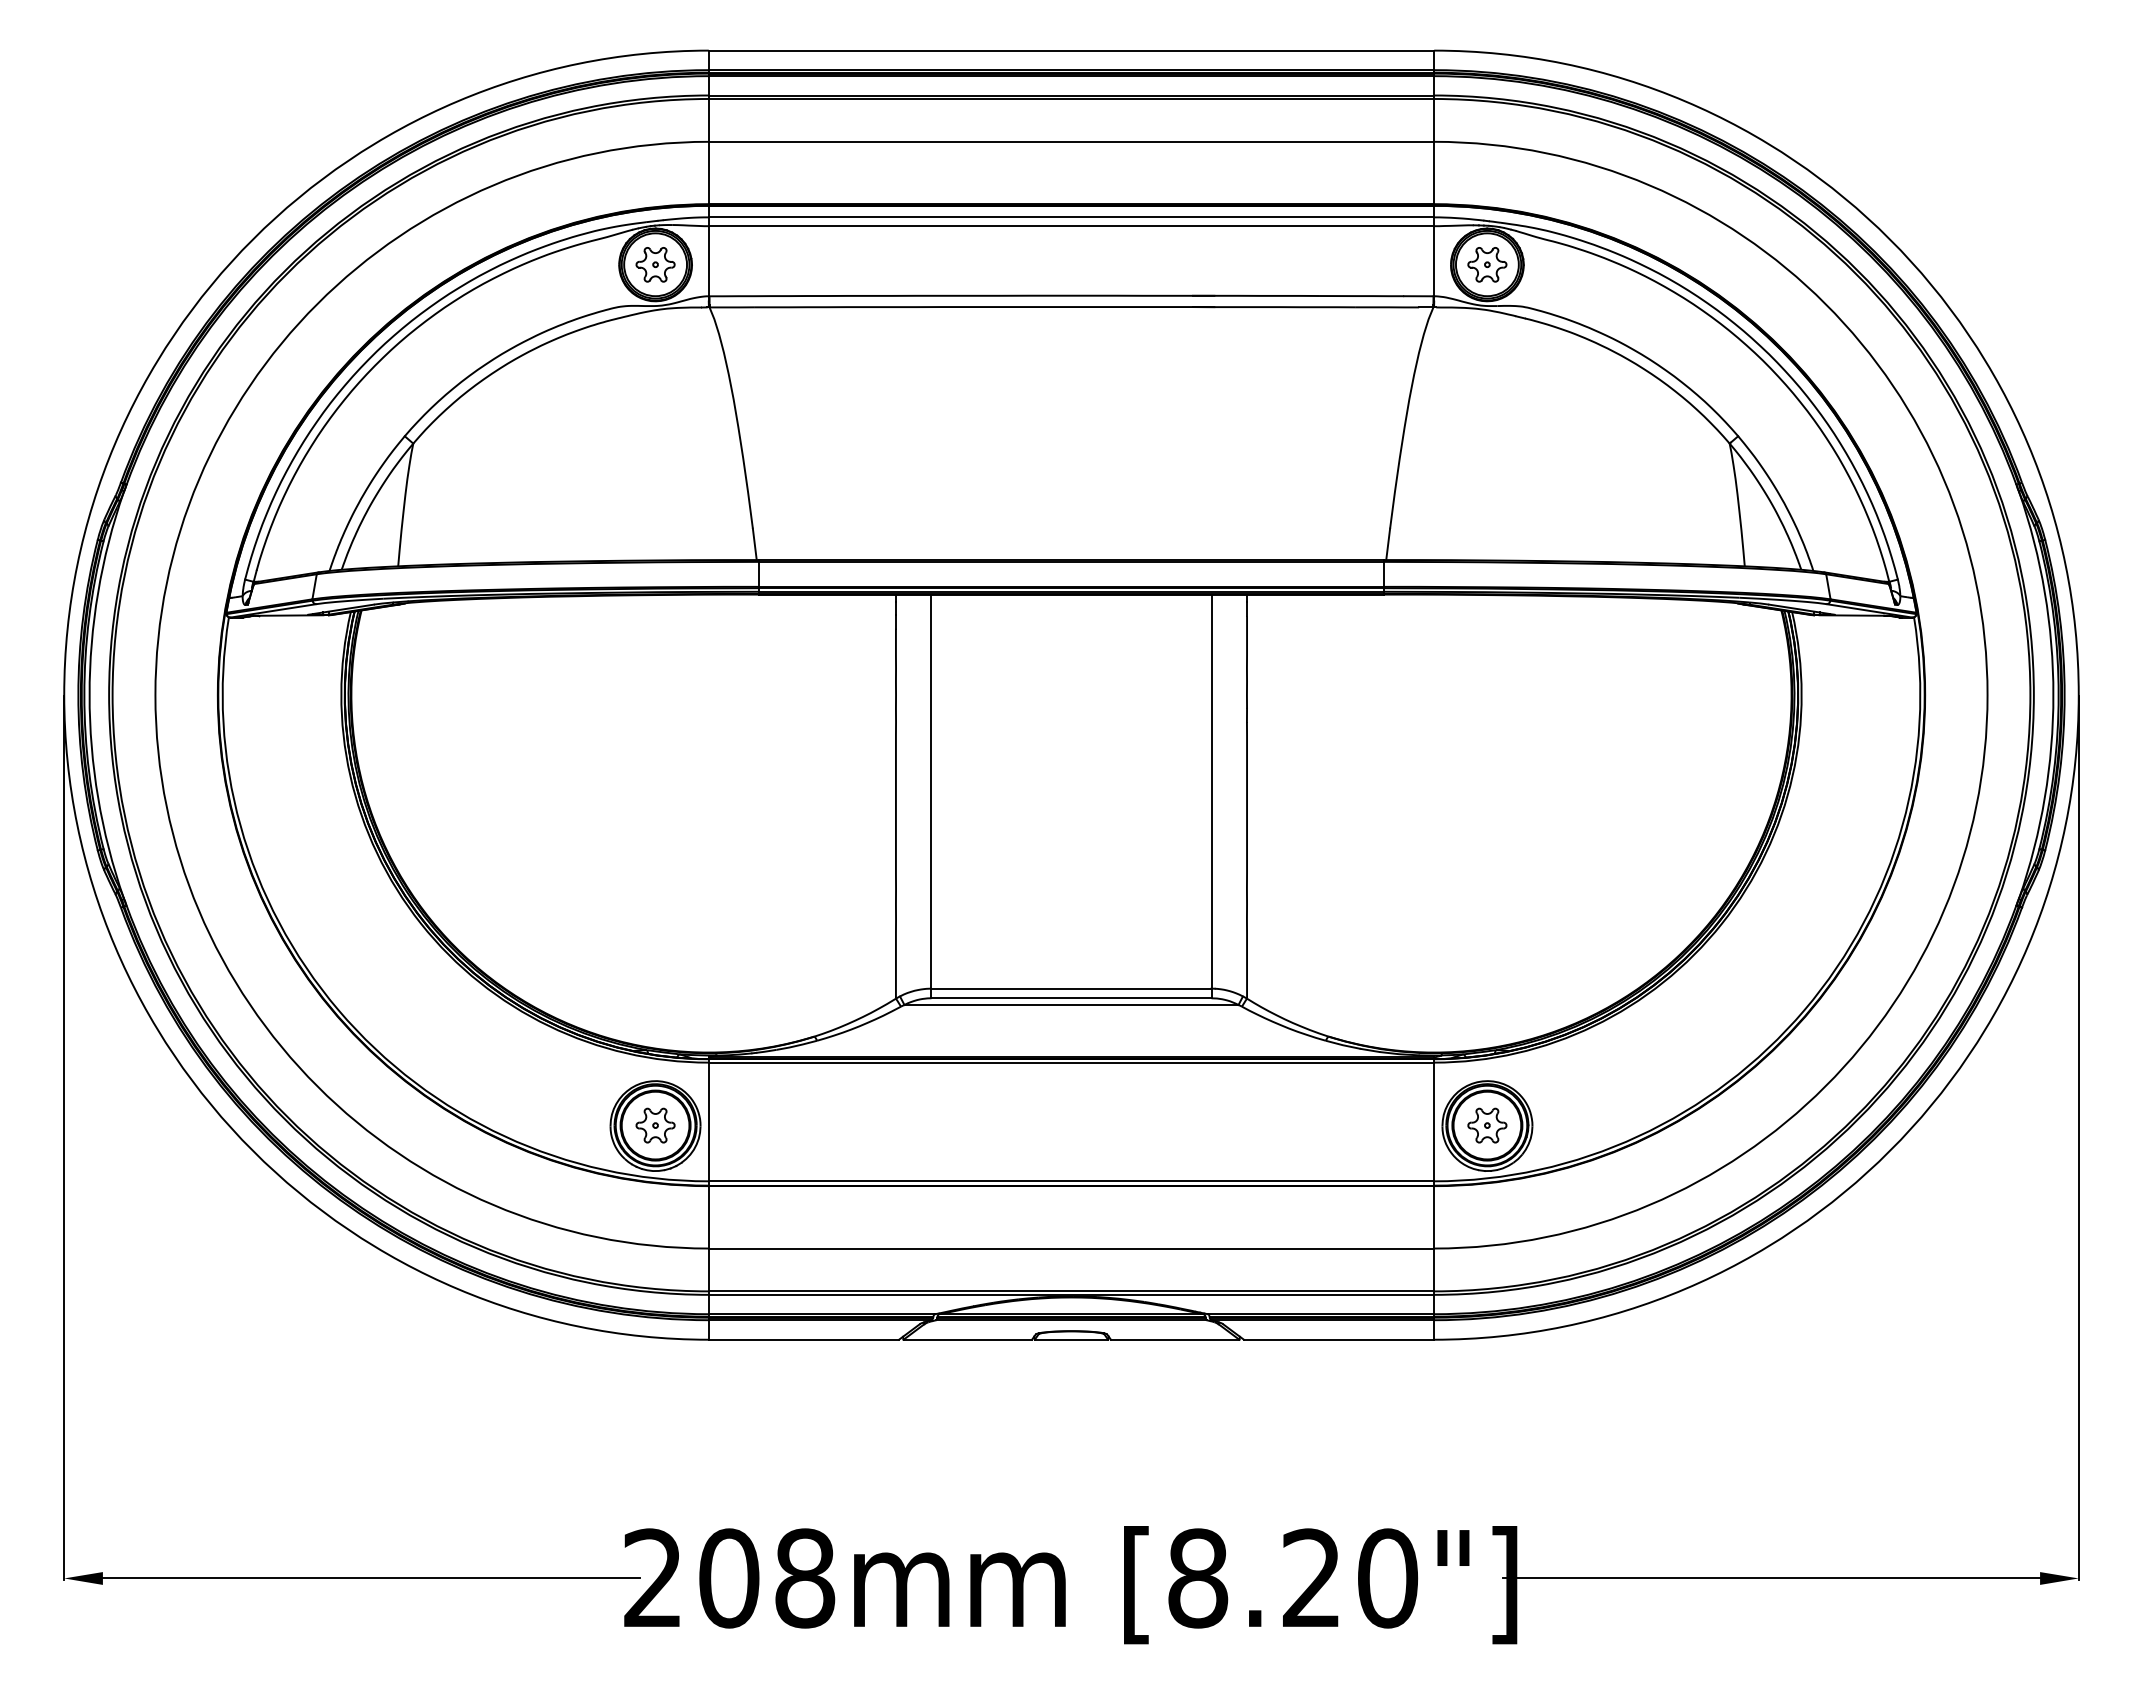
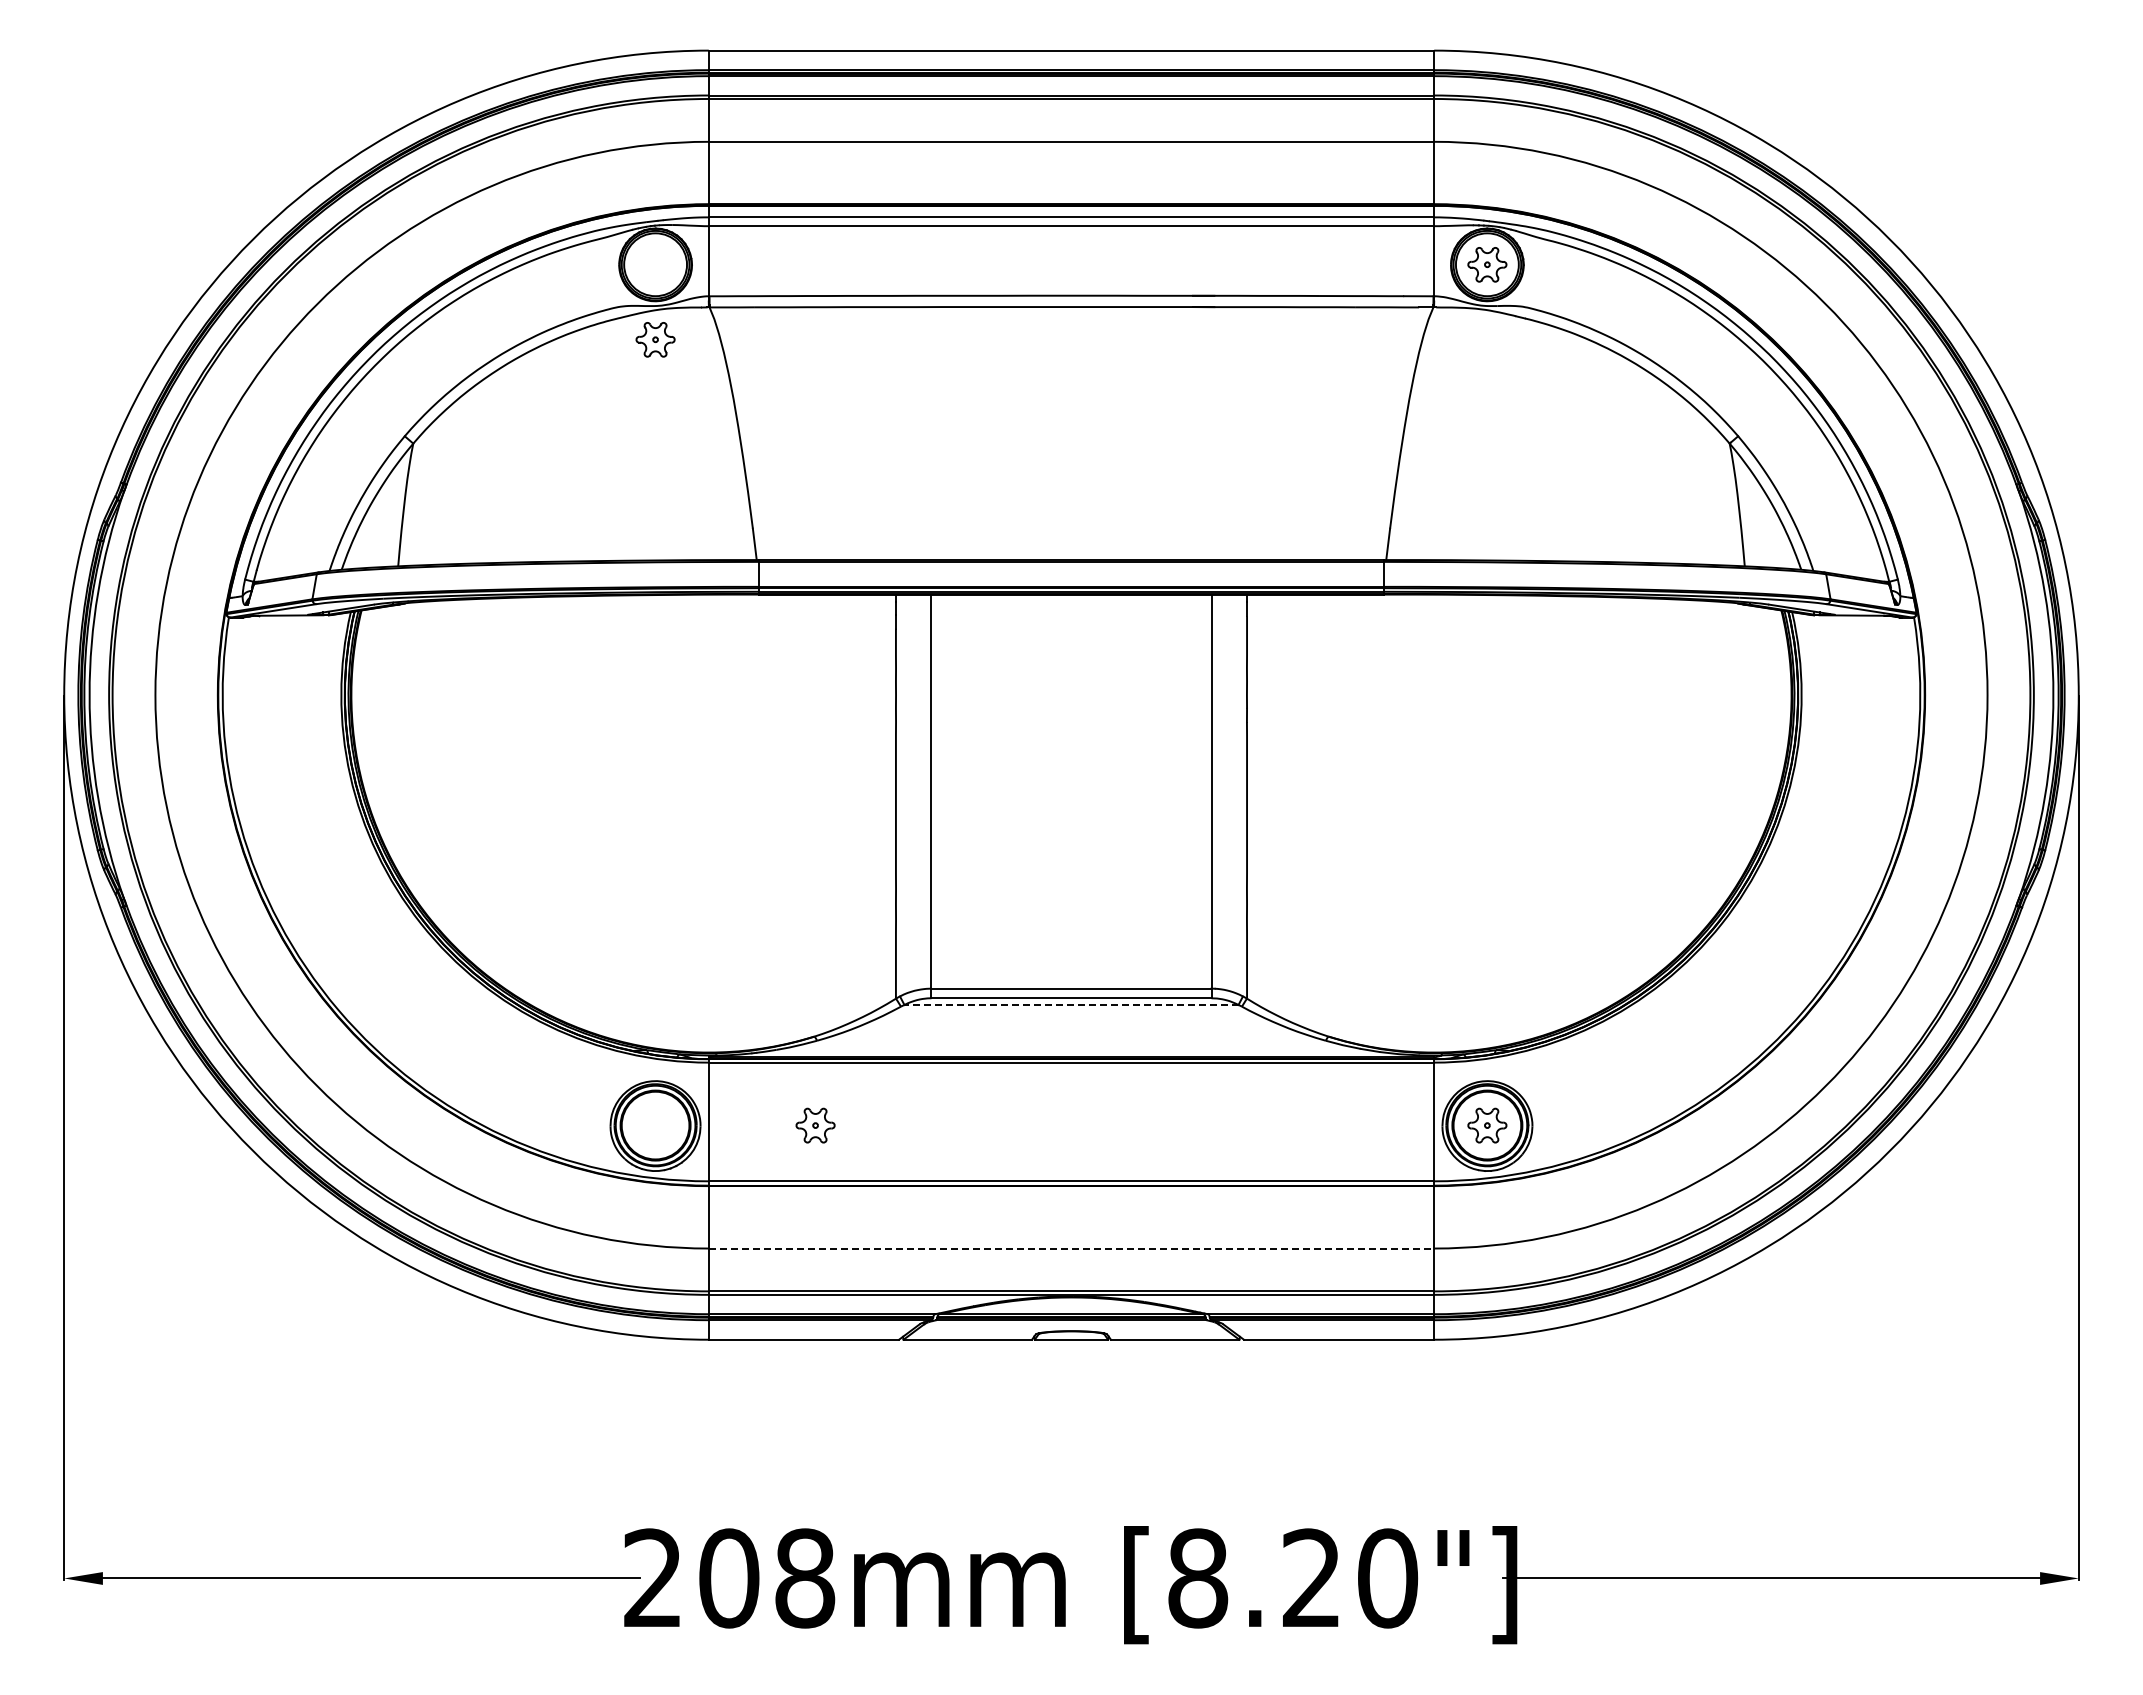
part position: (655, 264) -> (655, 339) (655, 339)
line: solid -> dashed (1071, 1004)
part position: (655, 1125) -> (815, 1125) (815, 1125)
line: solid -> dashed (1071, 1248)
